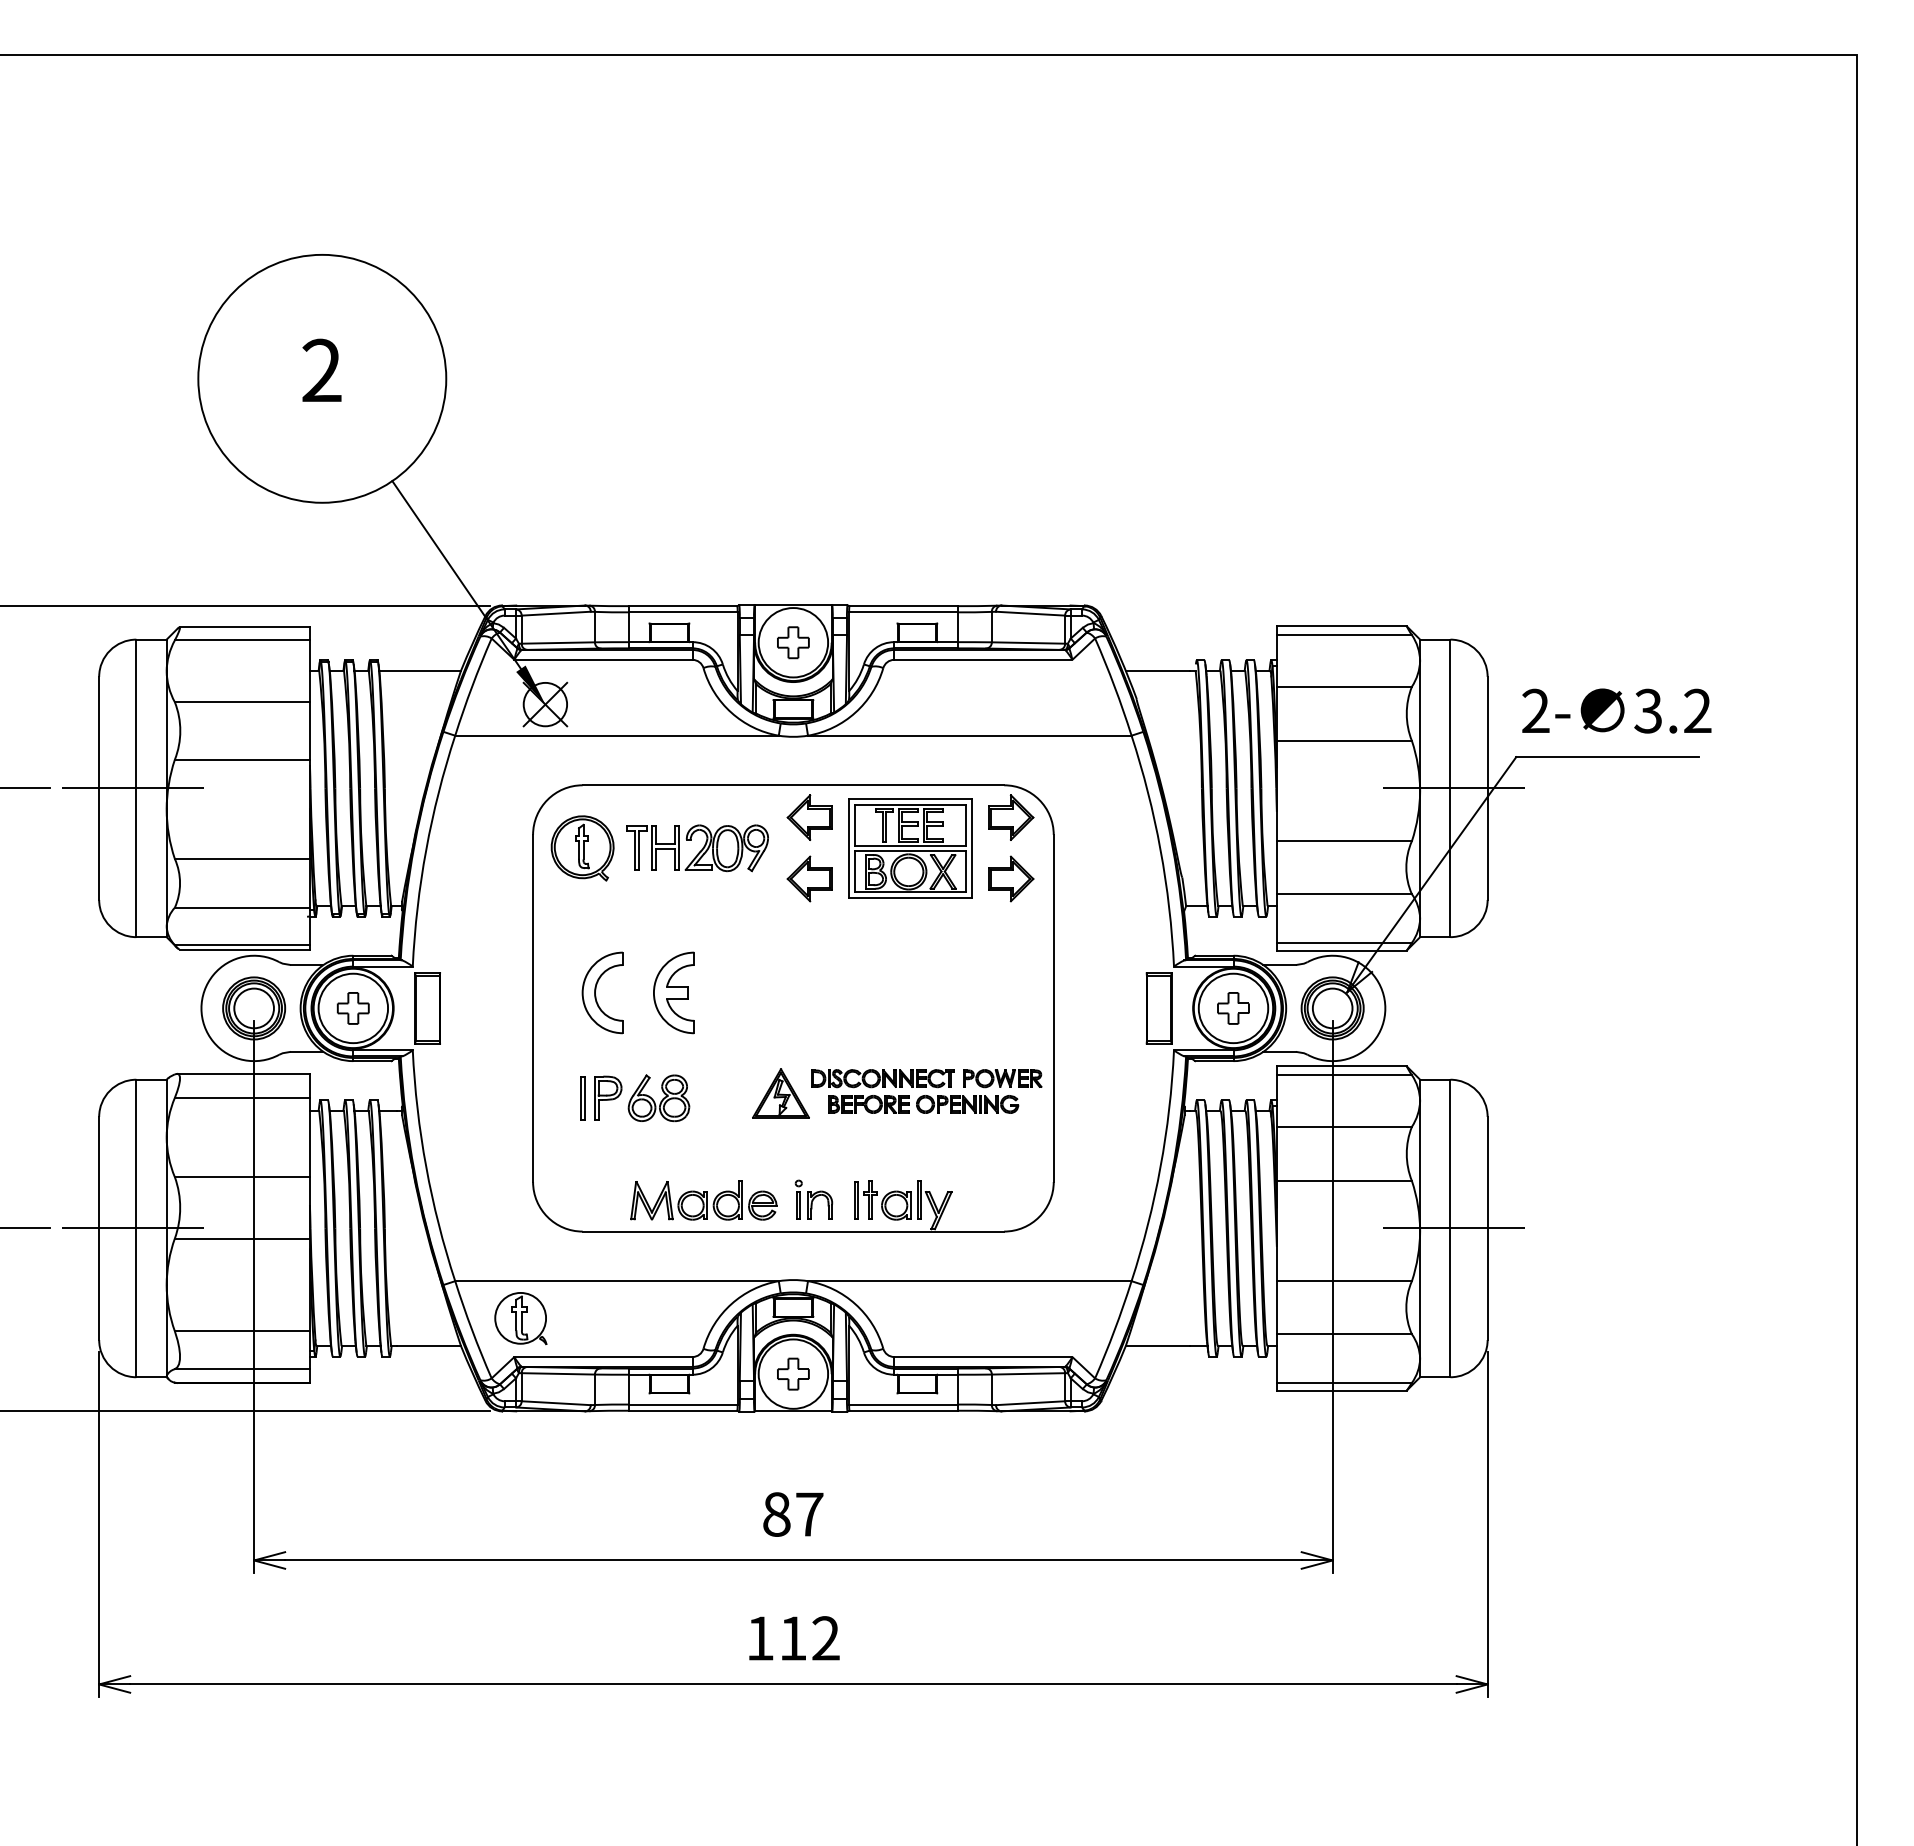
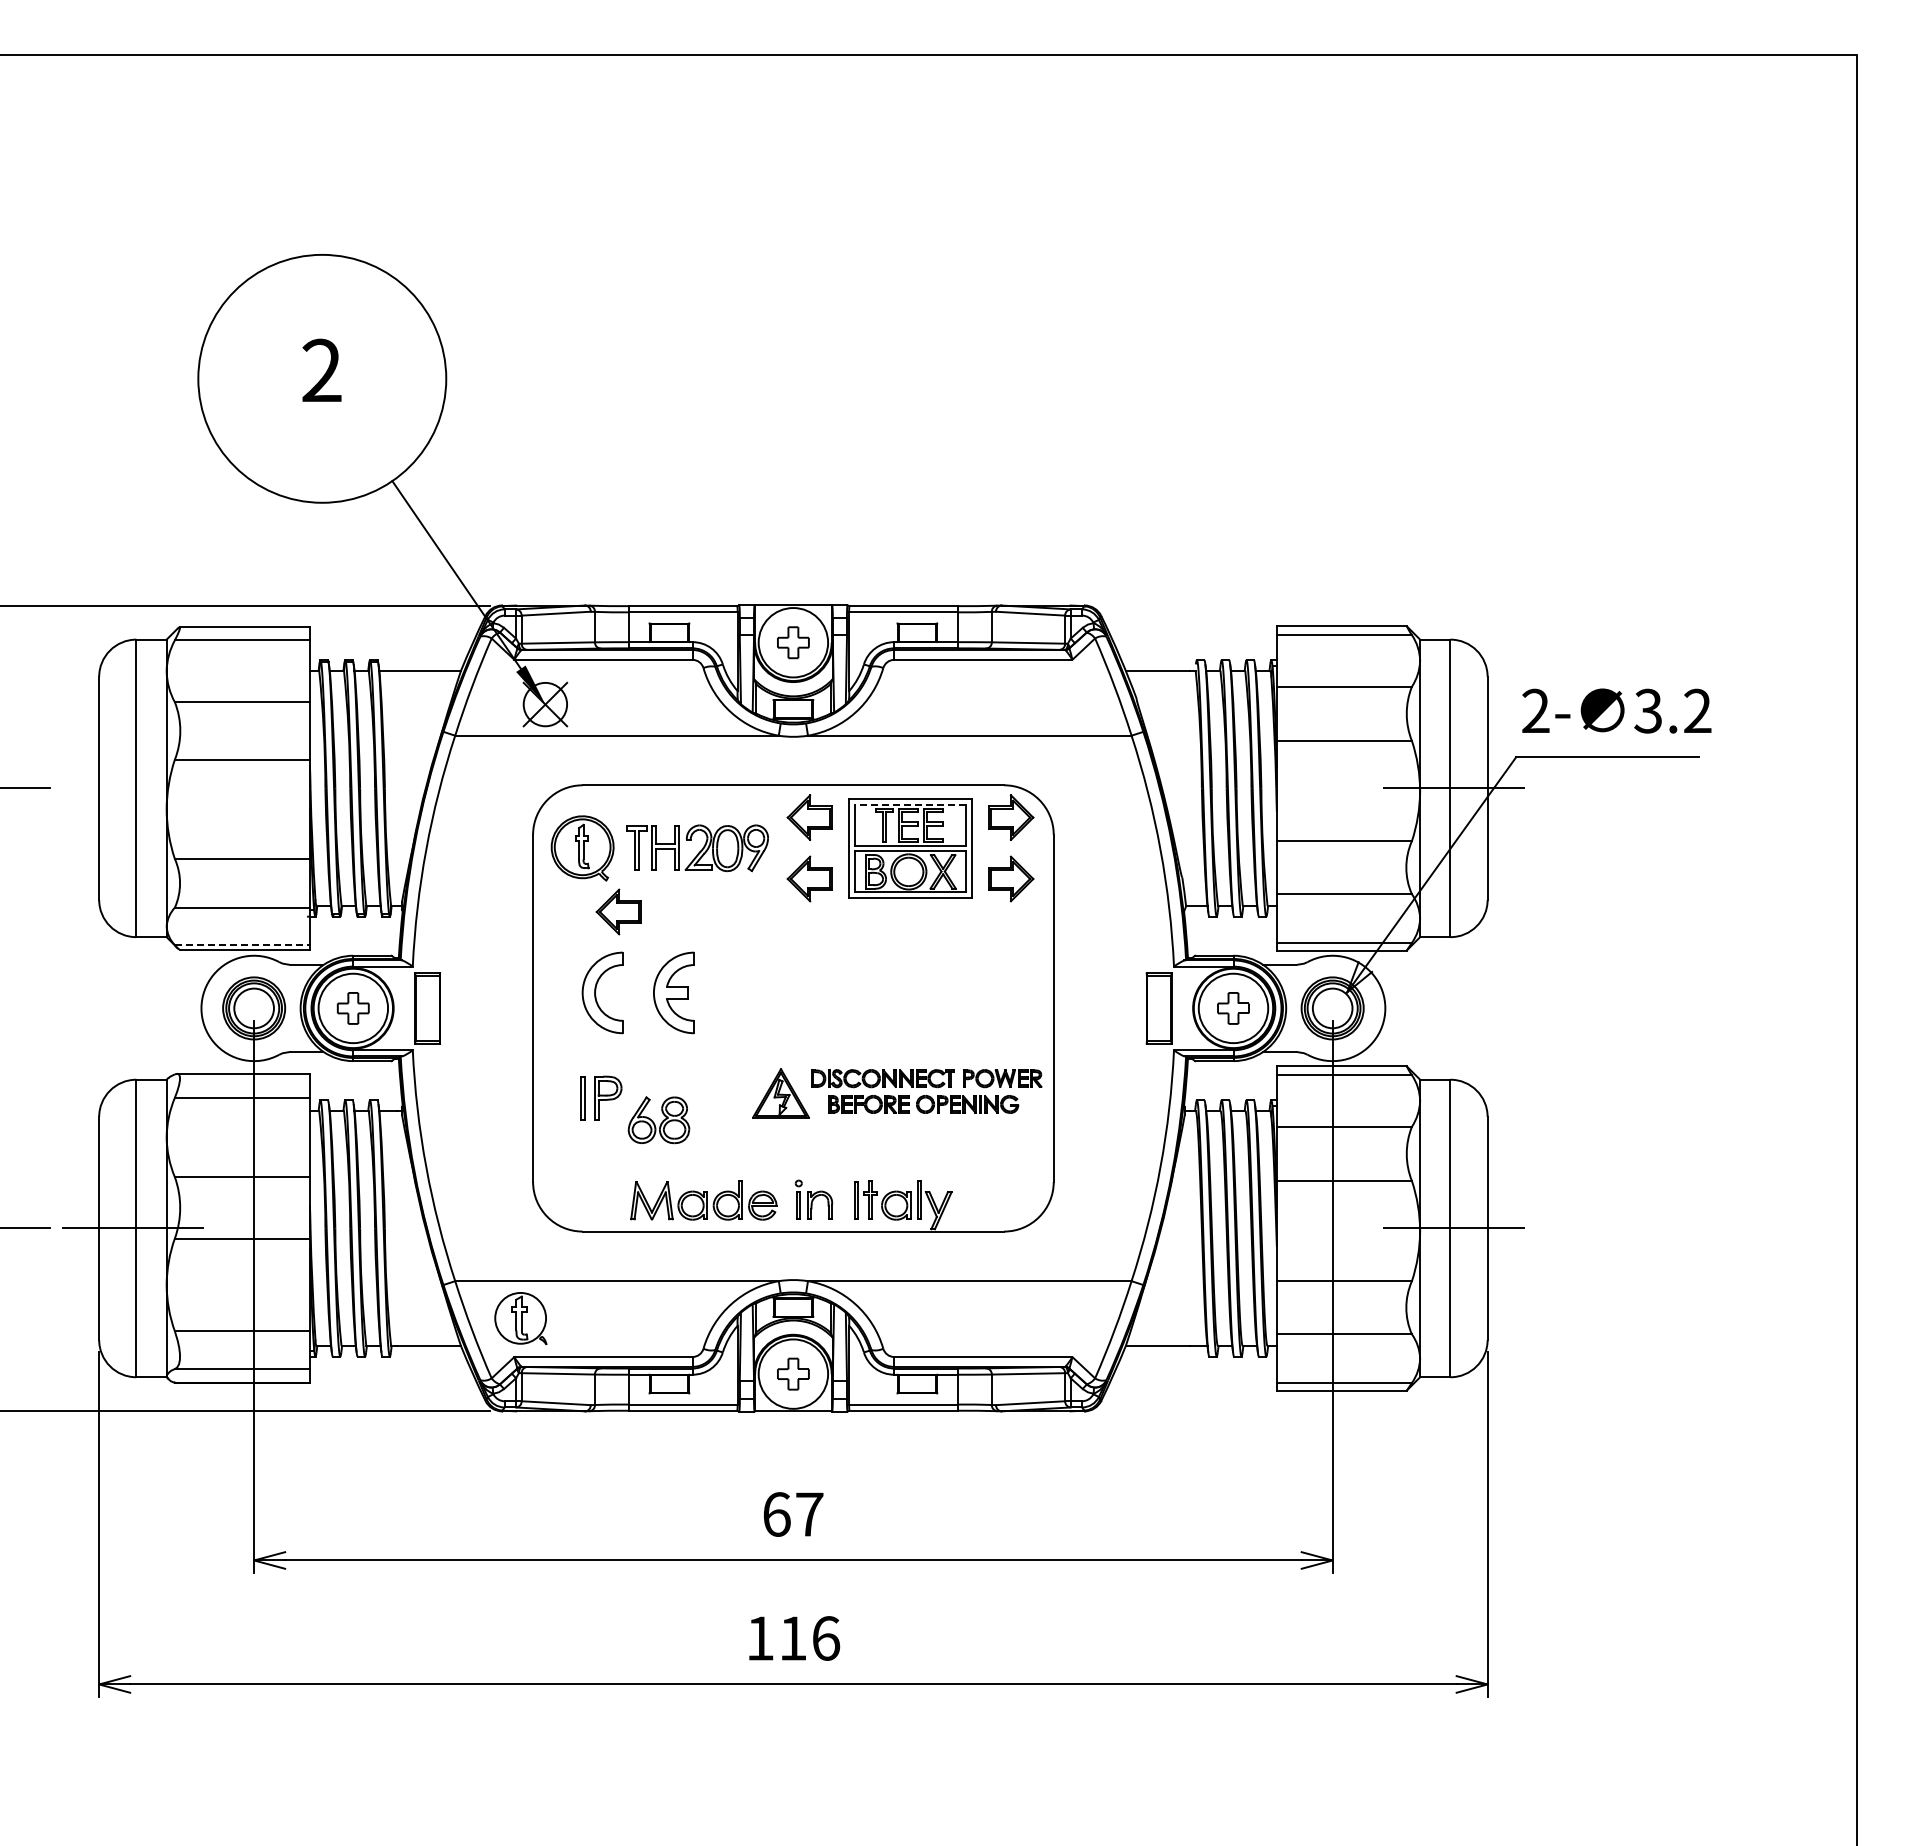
line: present -> none (132, 788)
line: solid -> dashed (910, 804)
part: none -> present (618, 911)
line: solid -> dashed (242, 945)
part position: (658, 1098) -> (658, 1120) (658, 1120)
text: 87 -> 67 (776, 1514)
text: 112 -> 116 (826, 1638)
